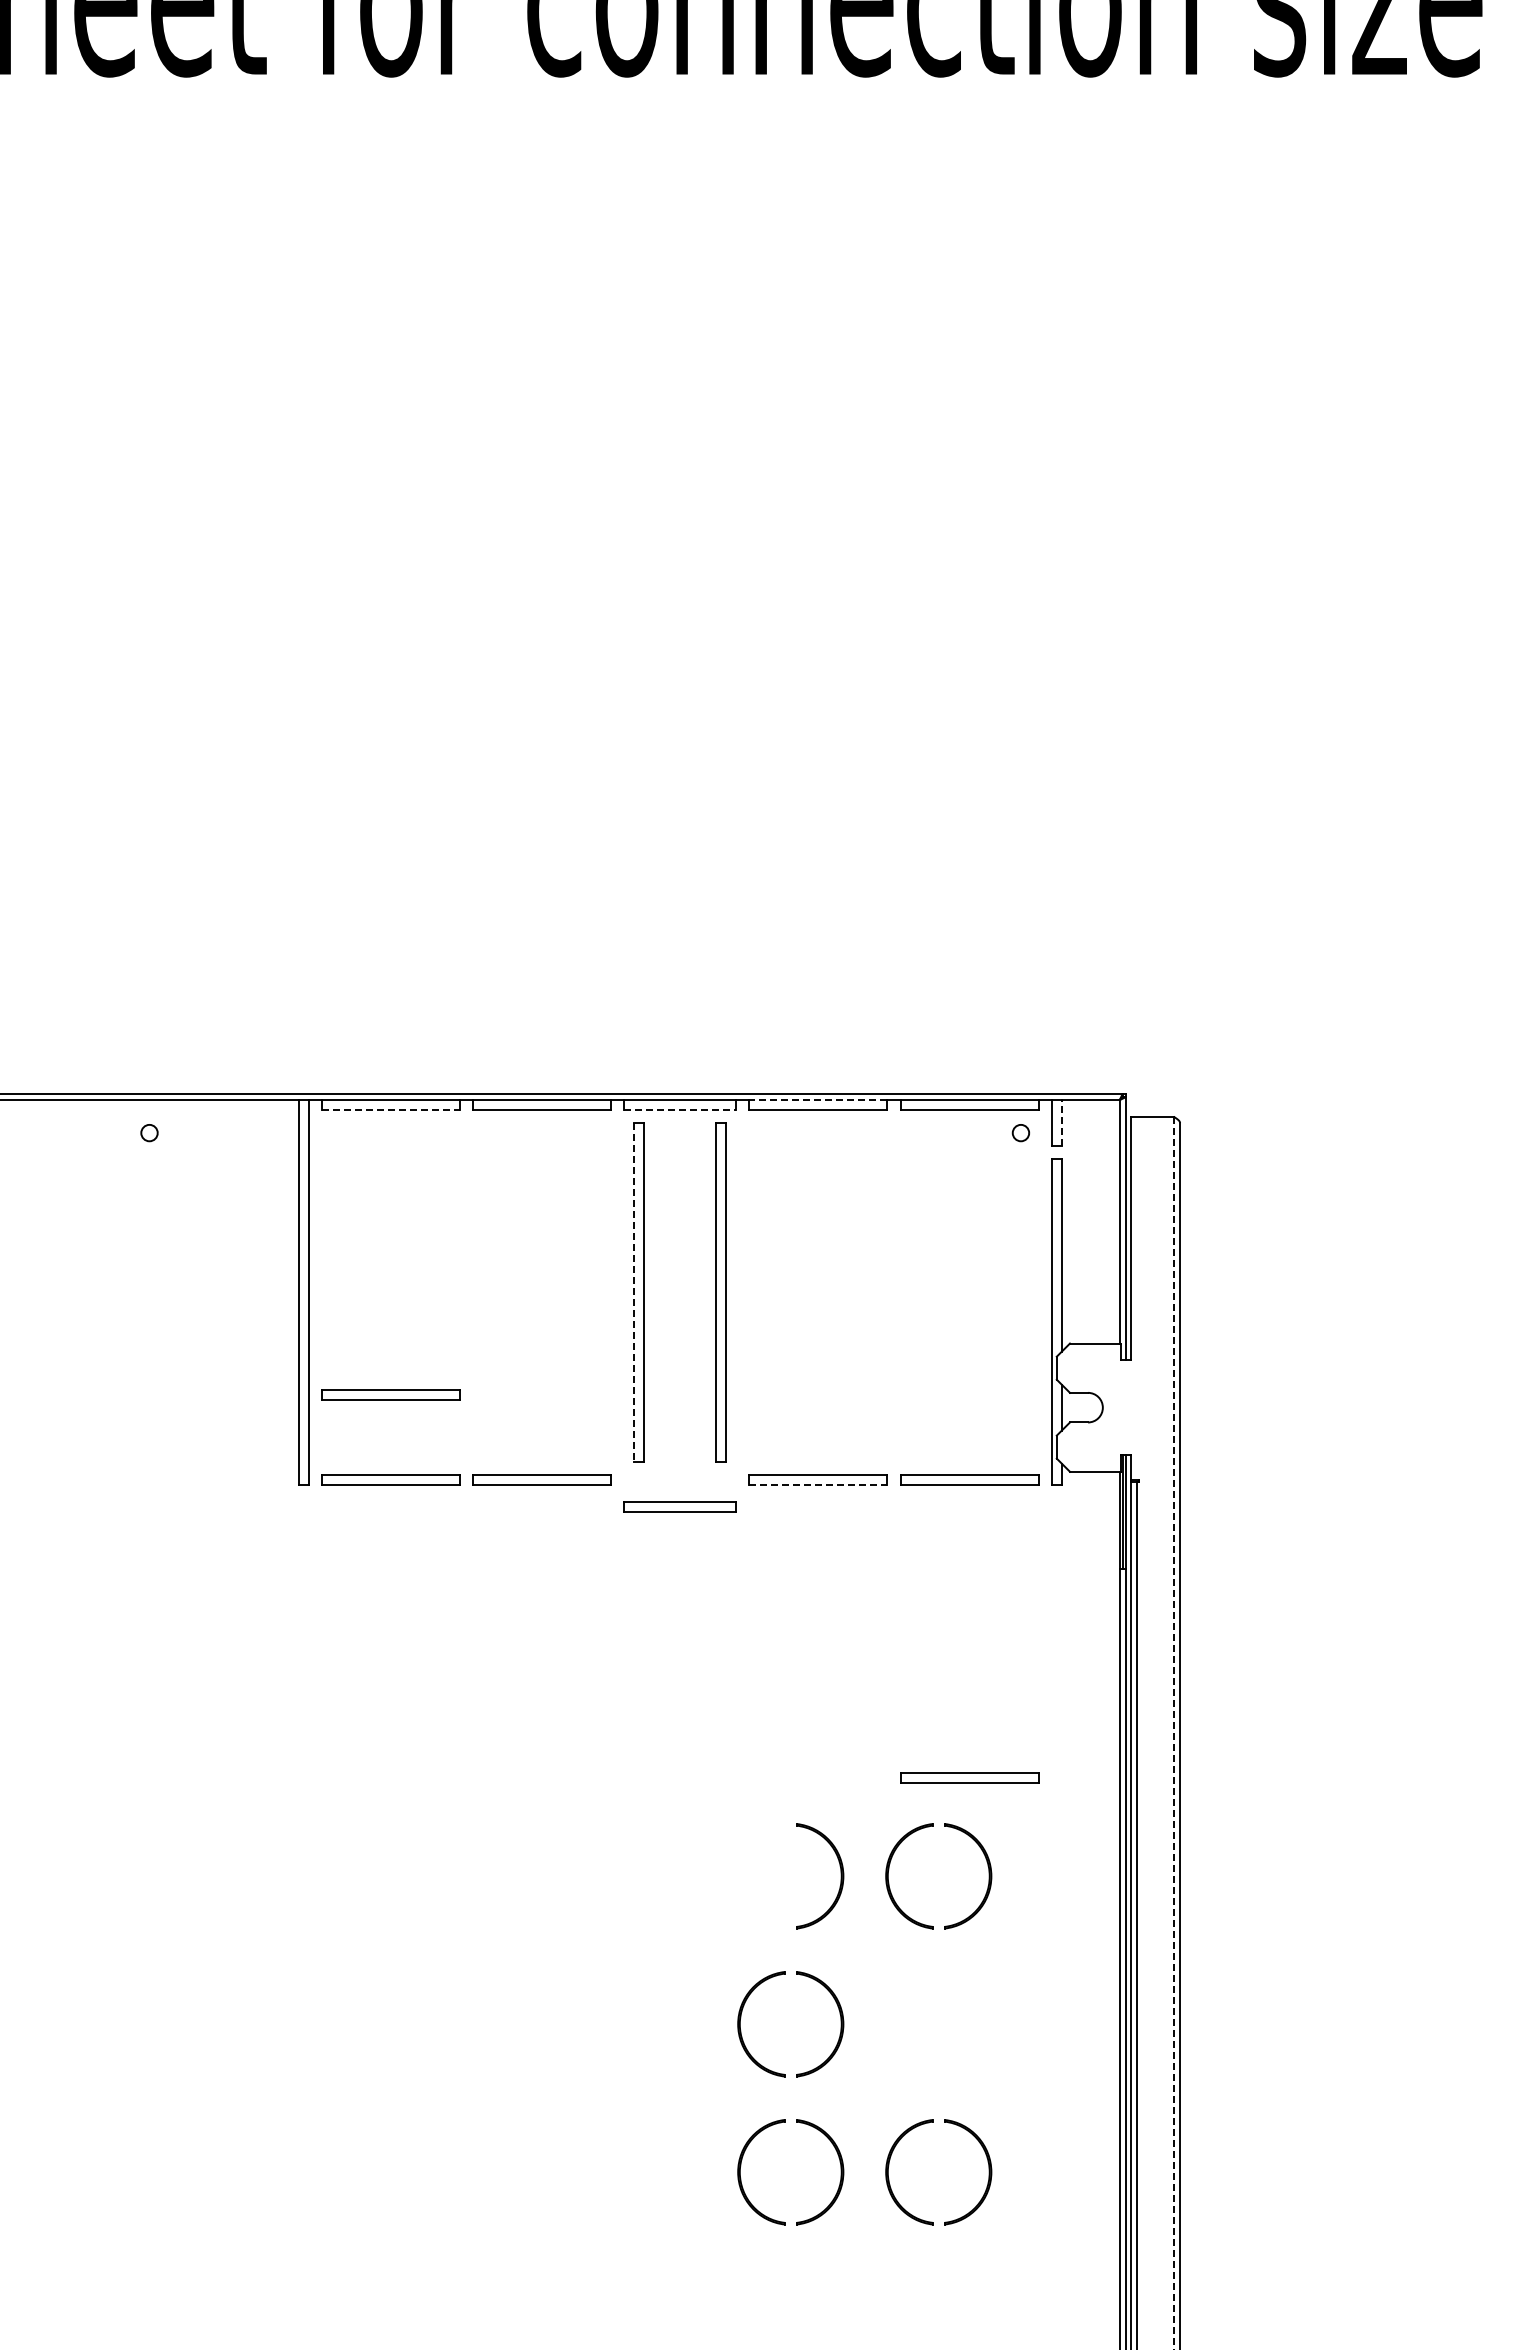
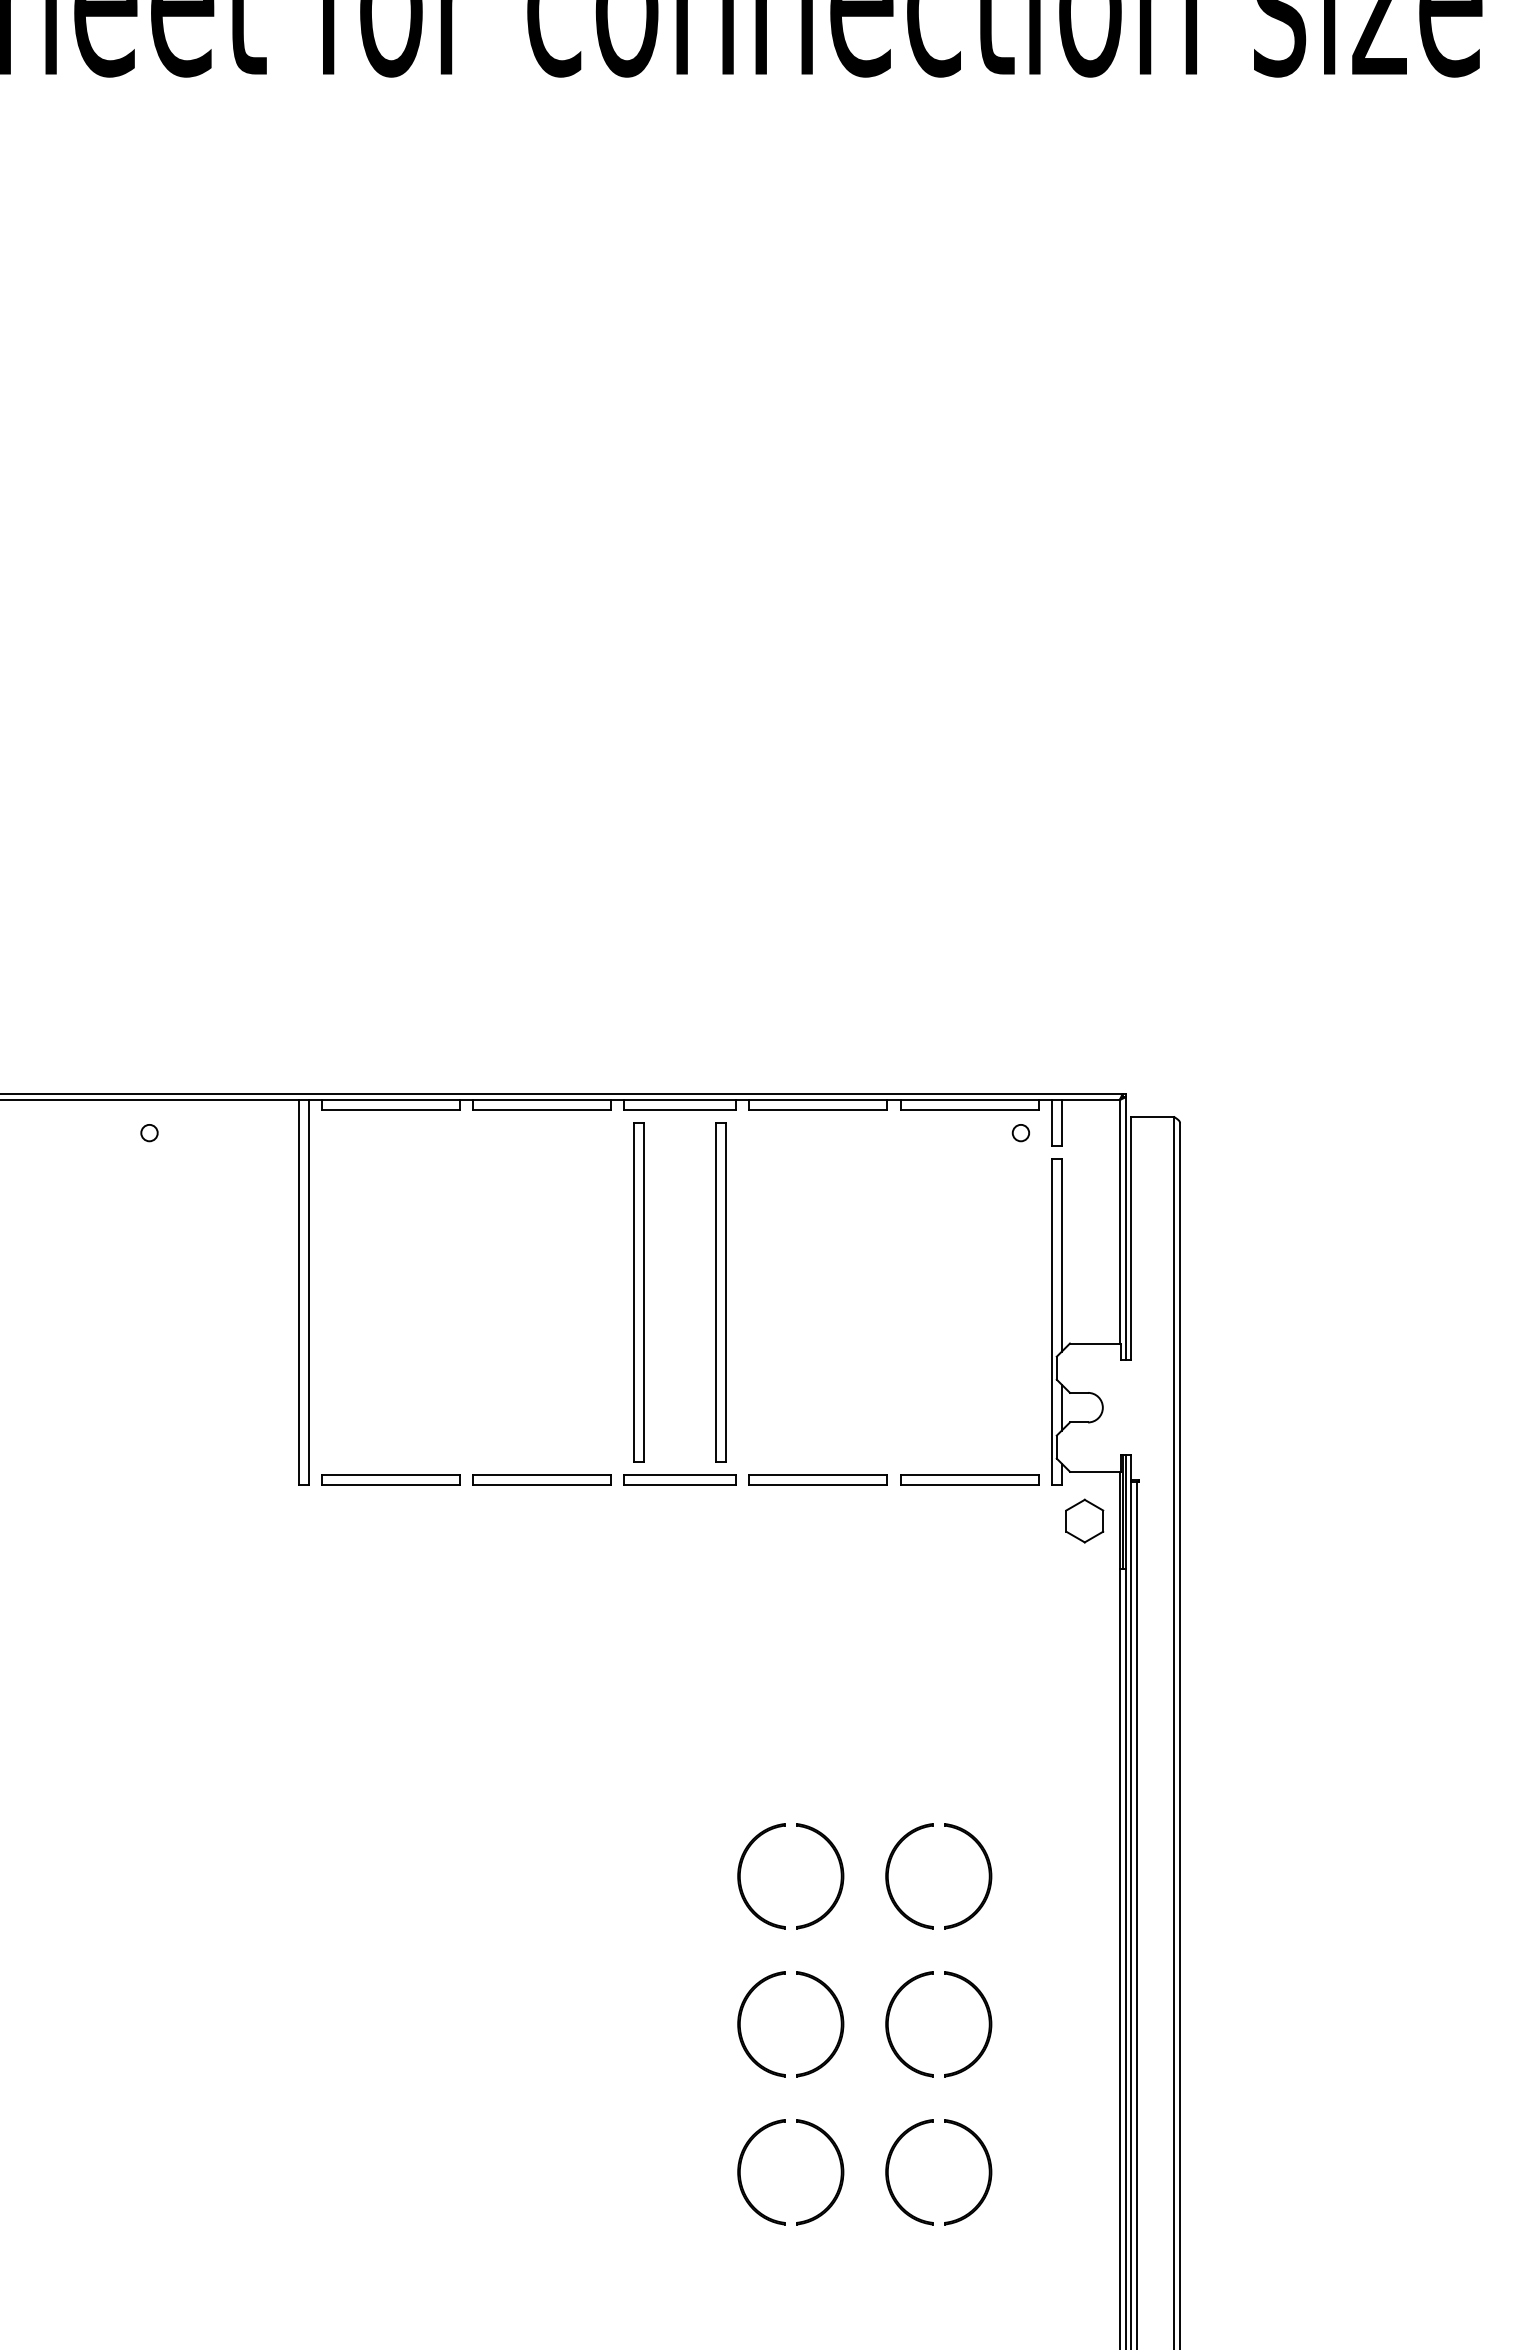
line: dashed -> solid (817, 1100)
line: dashed -> solid (391, 1110)
line: dashed -> solid (680, 1110)
line: dashed -> solid (1061, 1122)
line: dashed -> solid (634, 1293)
part: present -> none (390, 1394)
line: dashed -> solid (818, 1484)
part position: (679, 1506) -> (679, 1479) (679, 1479)
part: none -> present (1084, 1520)
line: dashed -> solid (1173, 1733)
part: present -> none (969, 1777)
part: none -> present (741, 1870)
part: none -> present (988, 2024)
part: none -> present (889, 2030)
